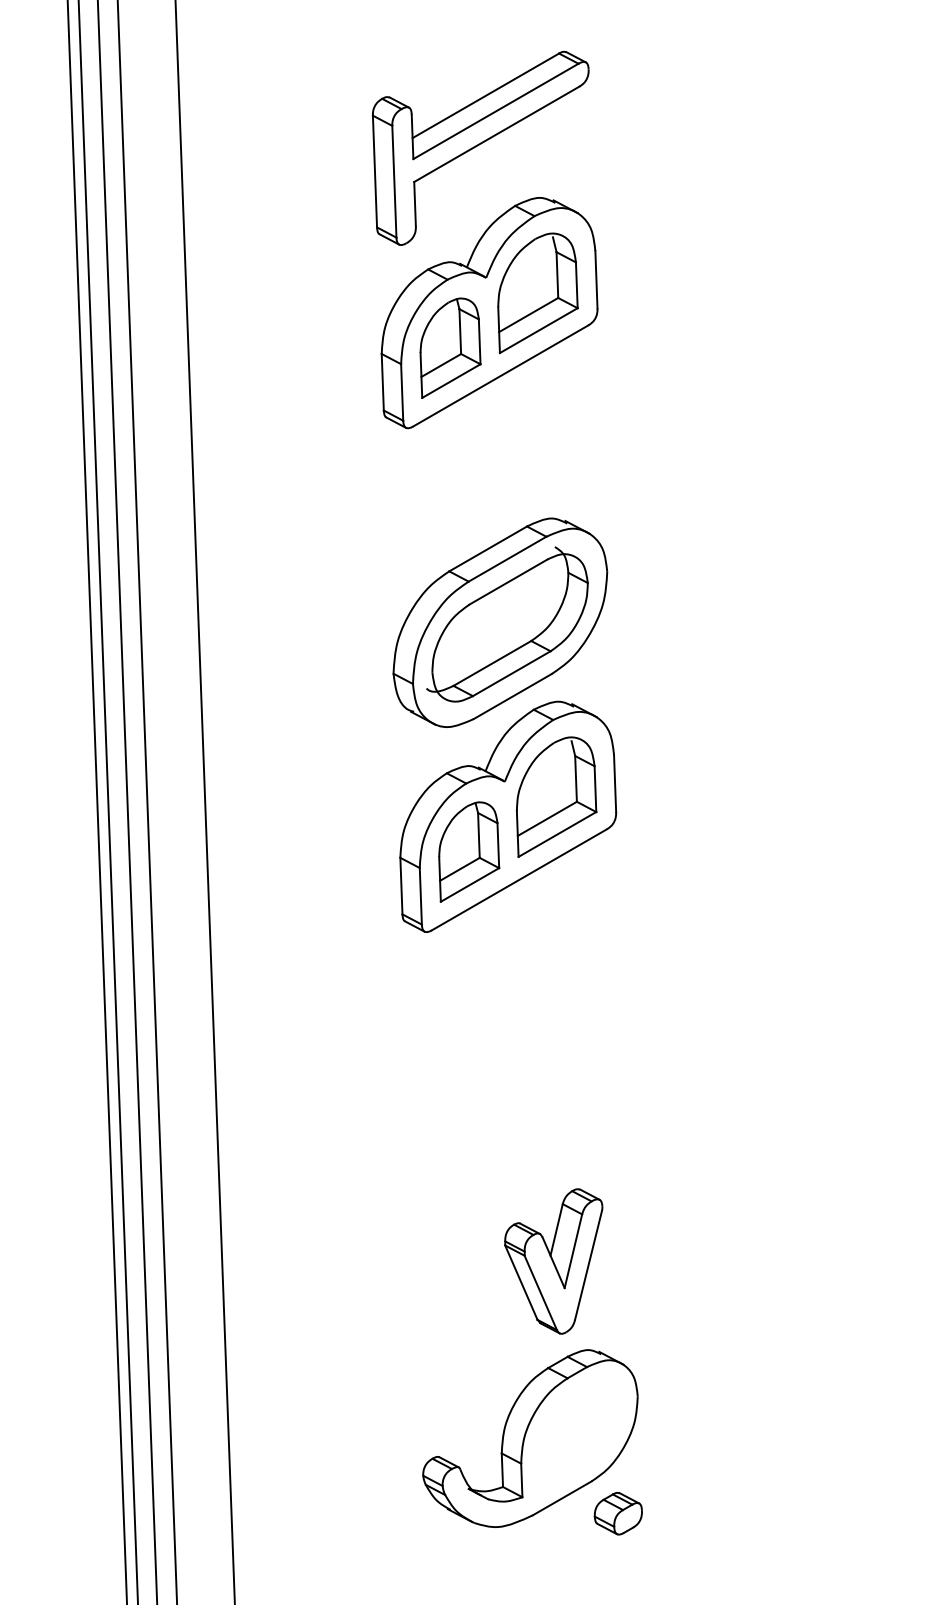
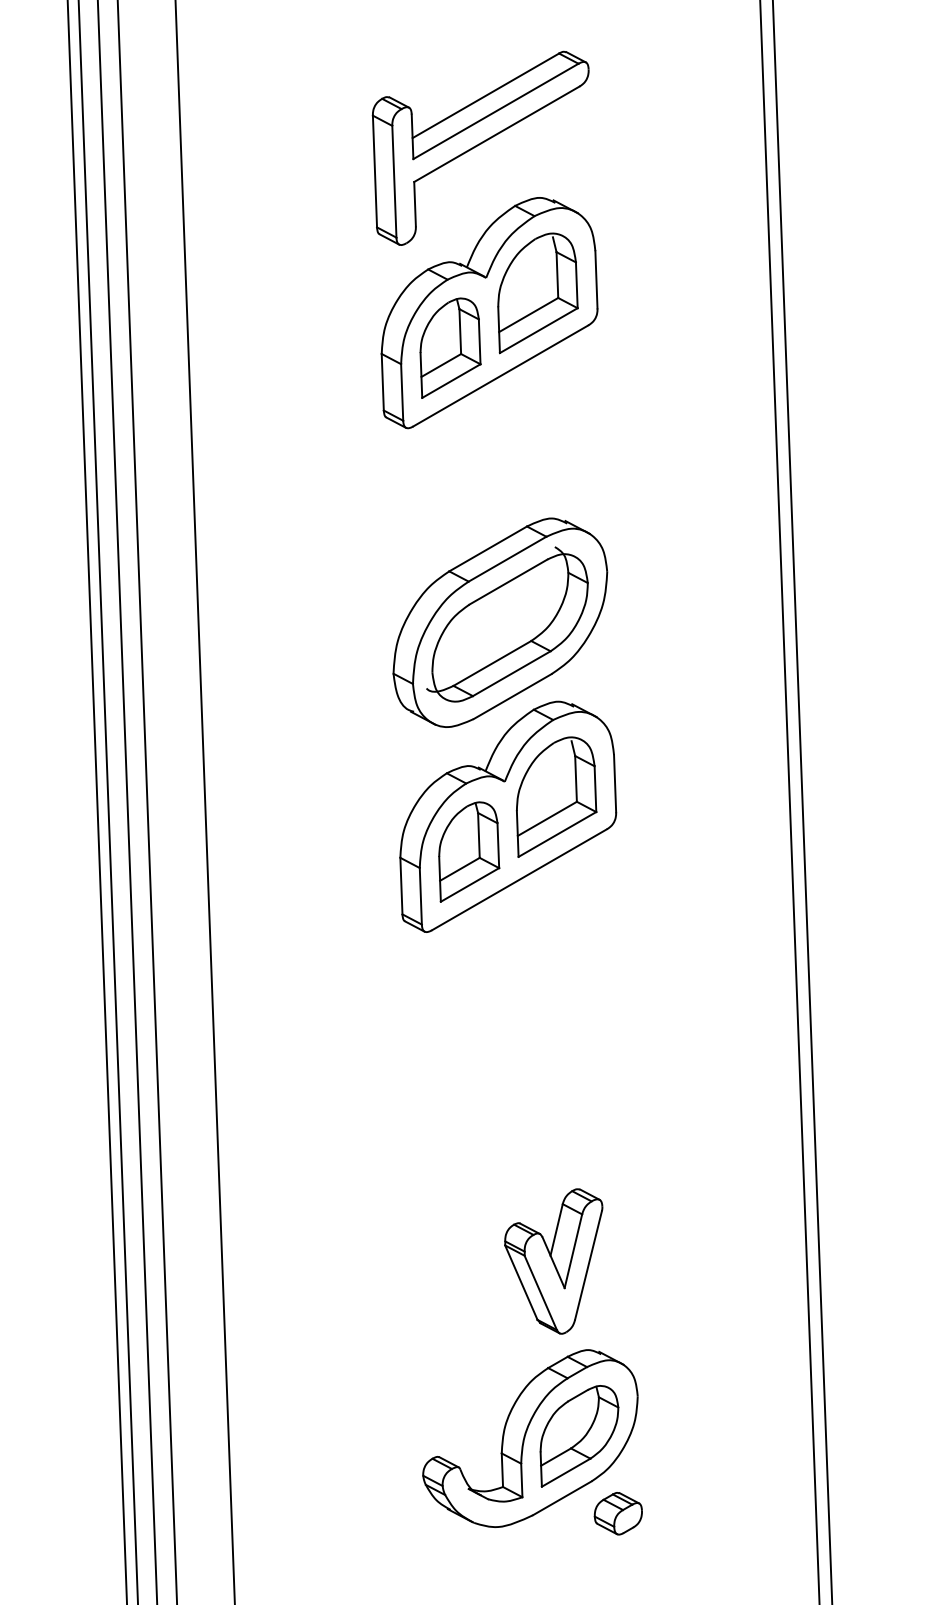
line: none -> present (789, 801)
line: none -> present (802, 801)
part: none -> present (579, 1436)
